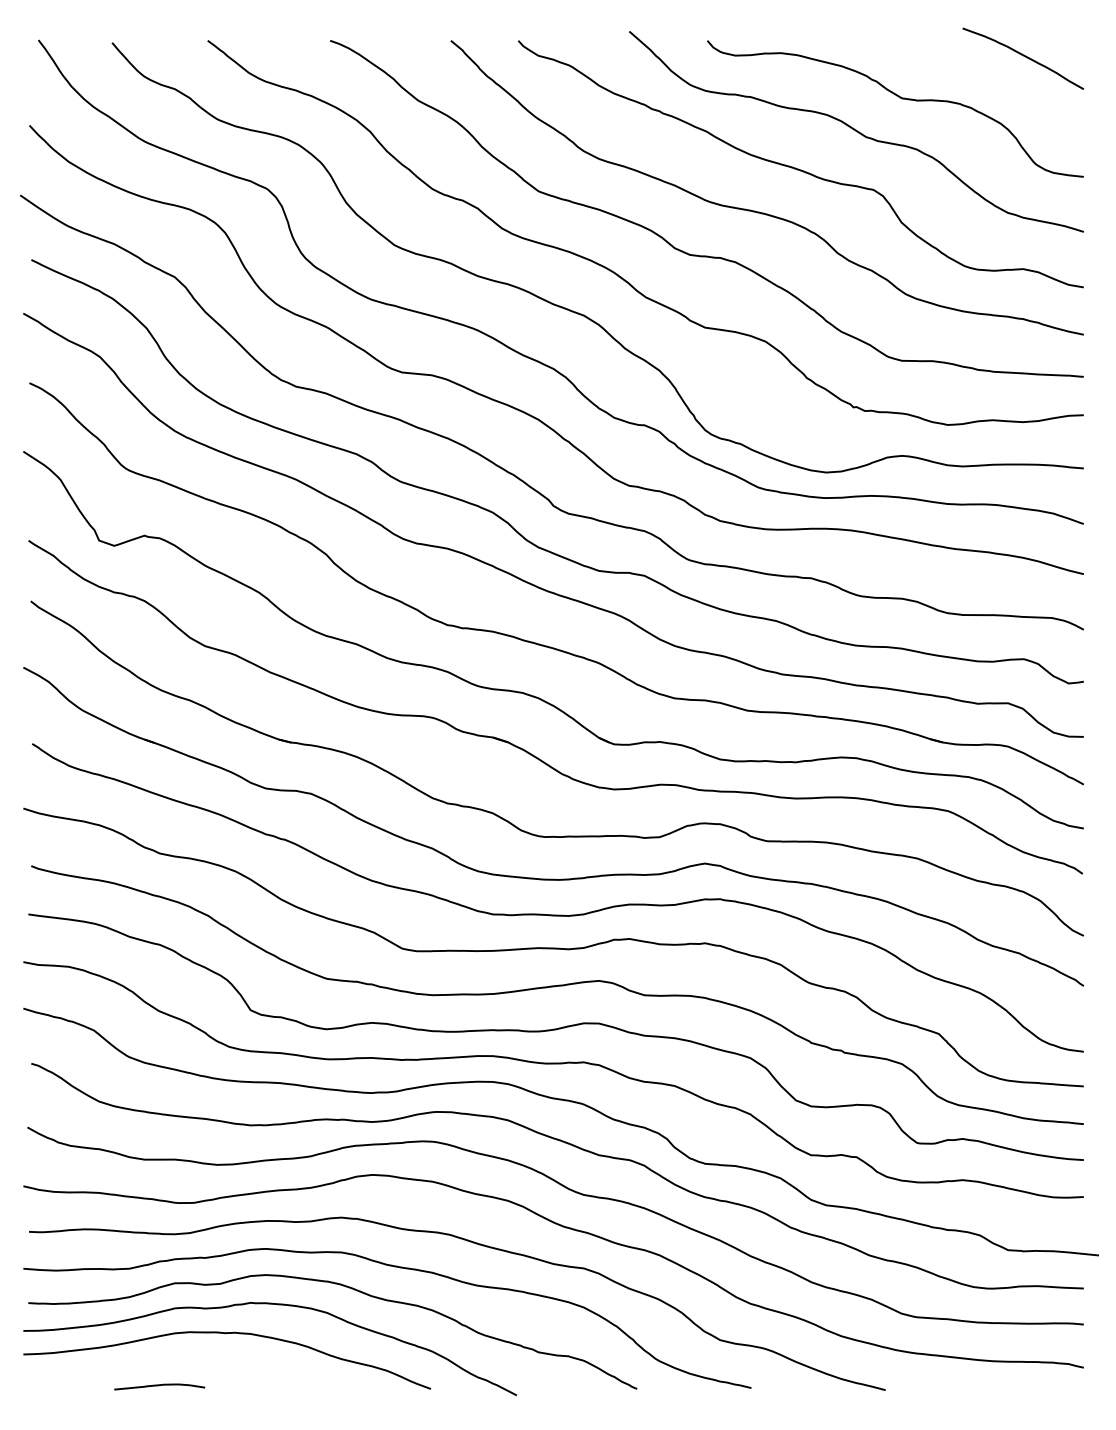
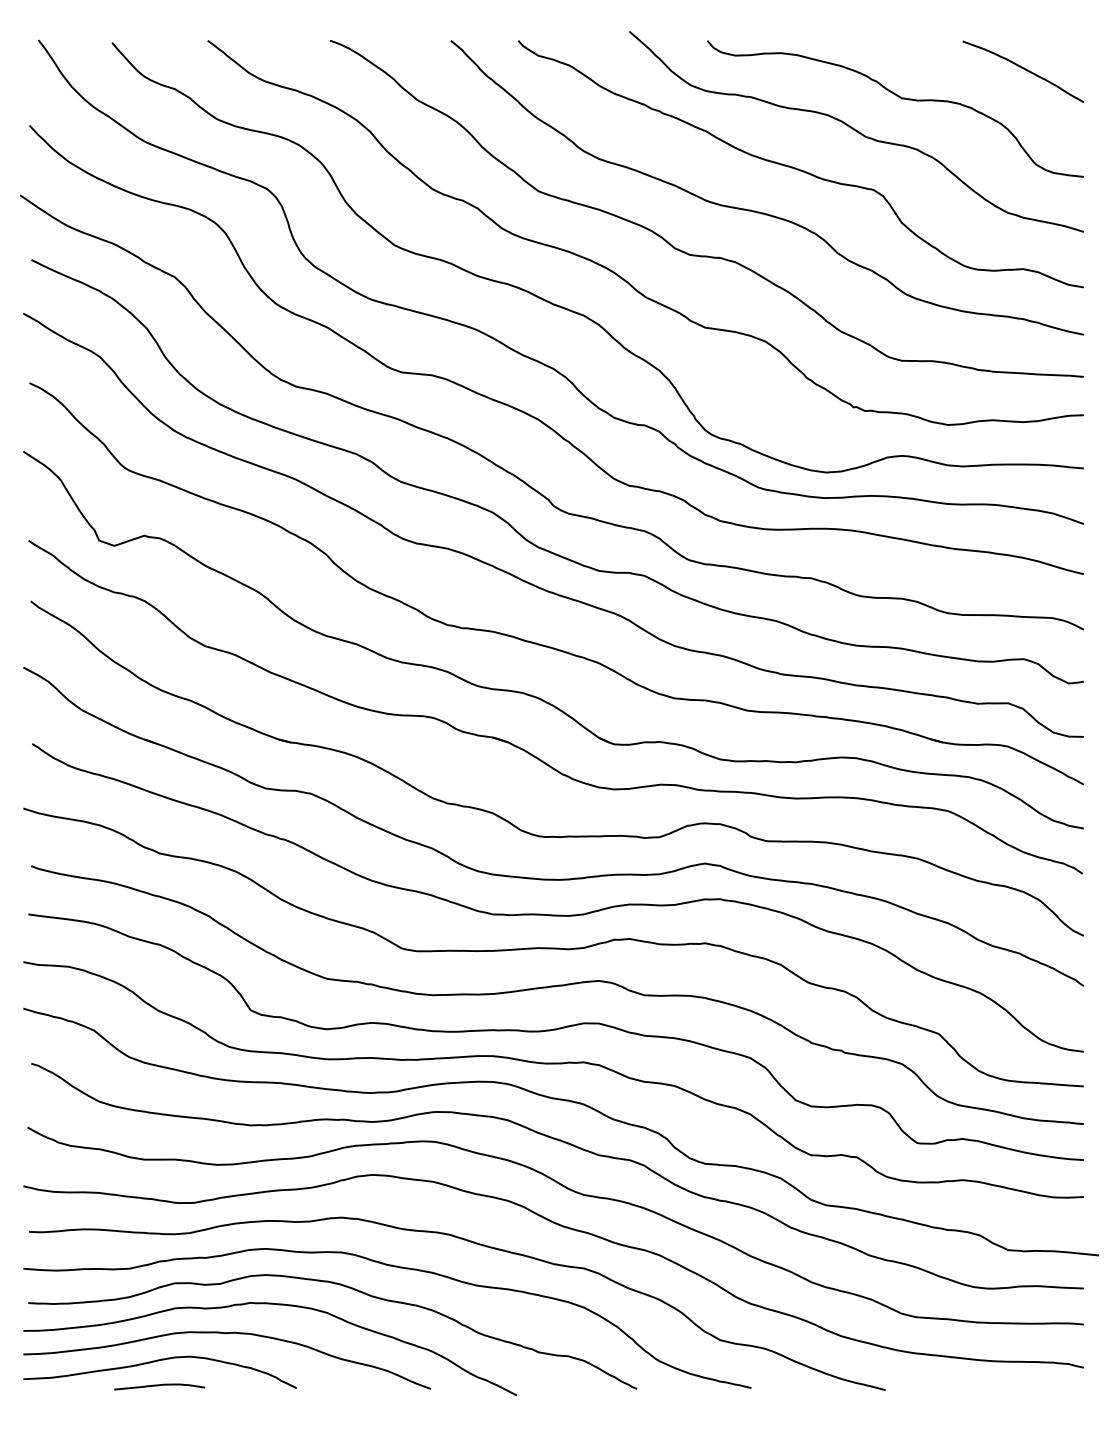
curve position: (1023, 56) -> (1023, 69) (1023, 69)
curve: none -> present (159, 1361)
